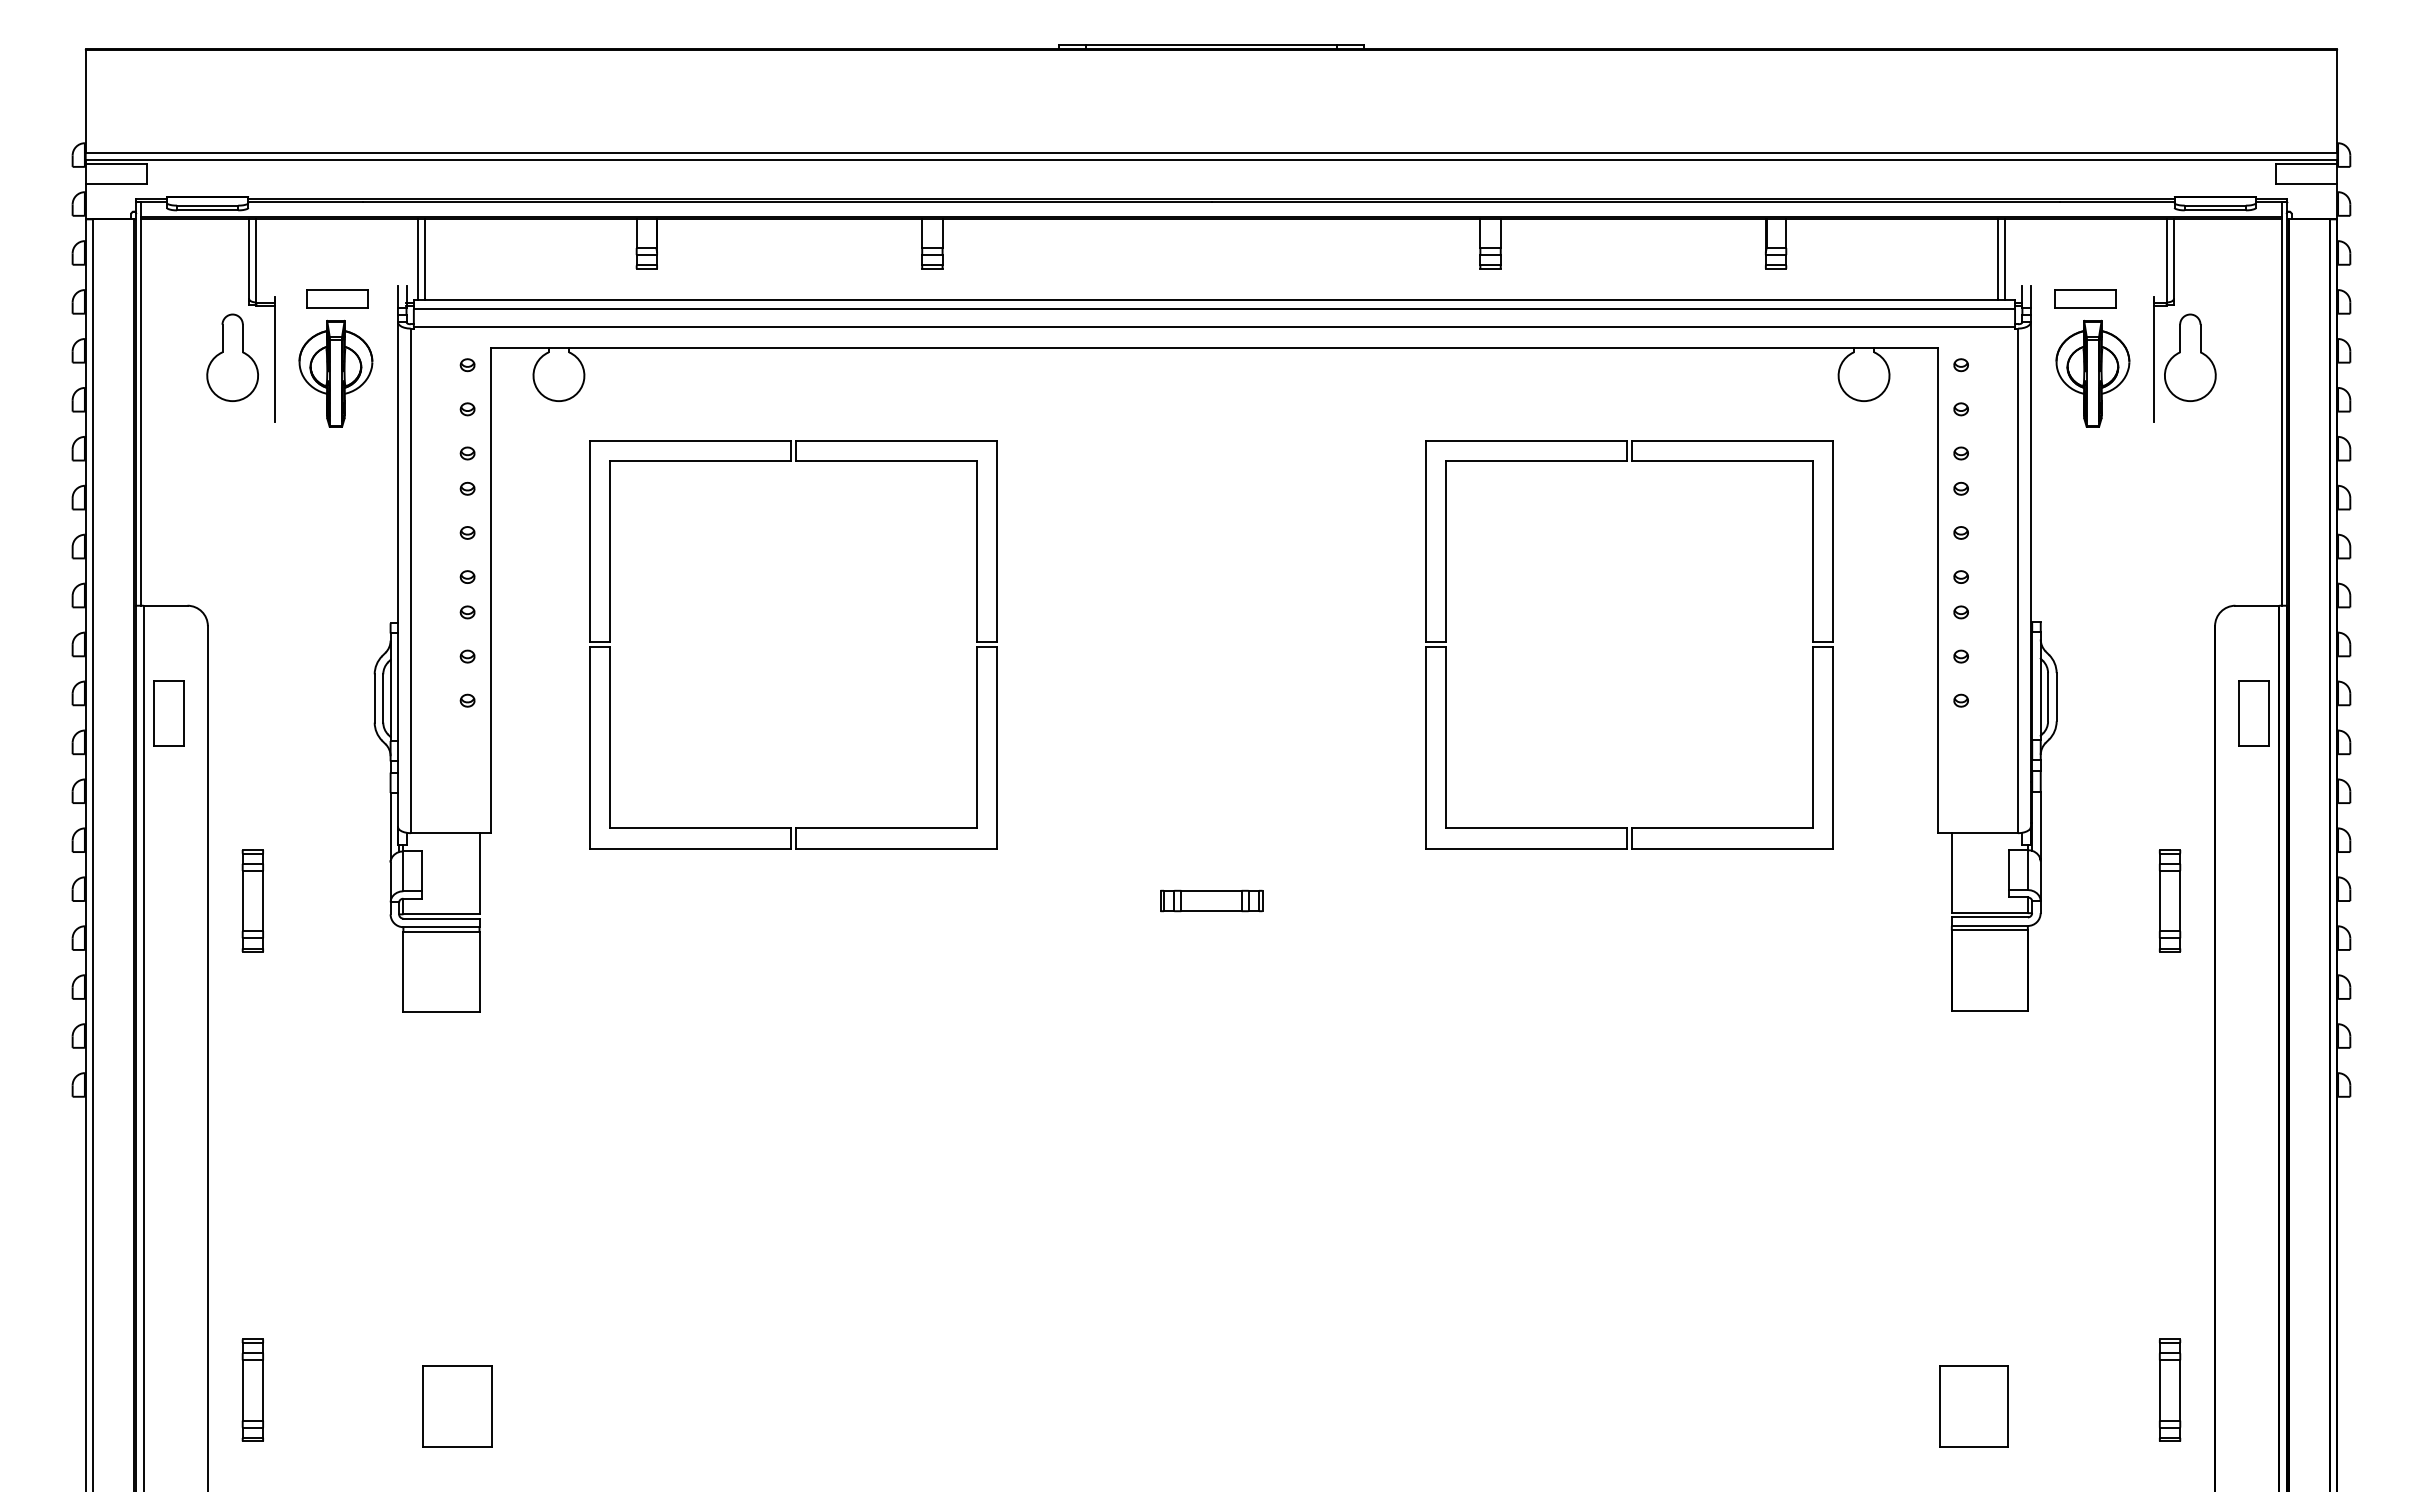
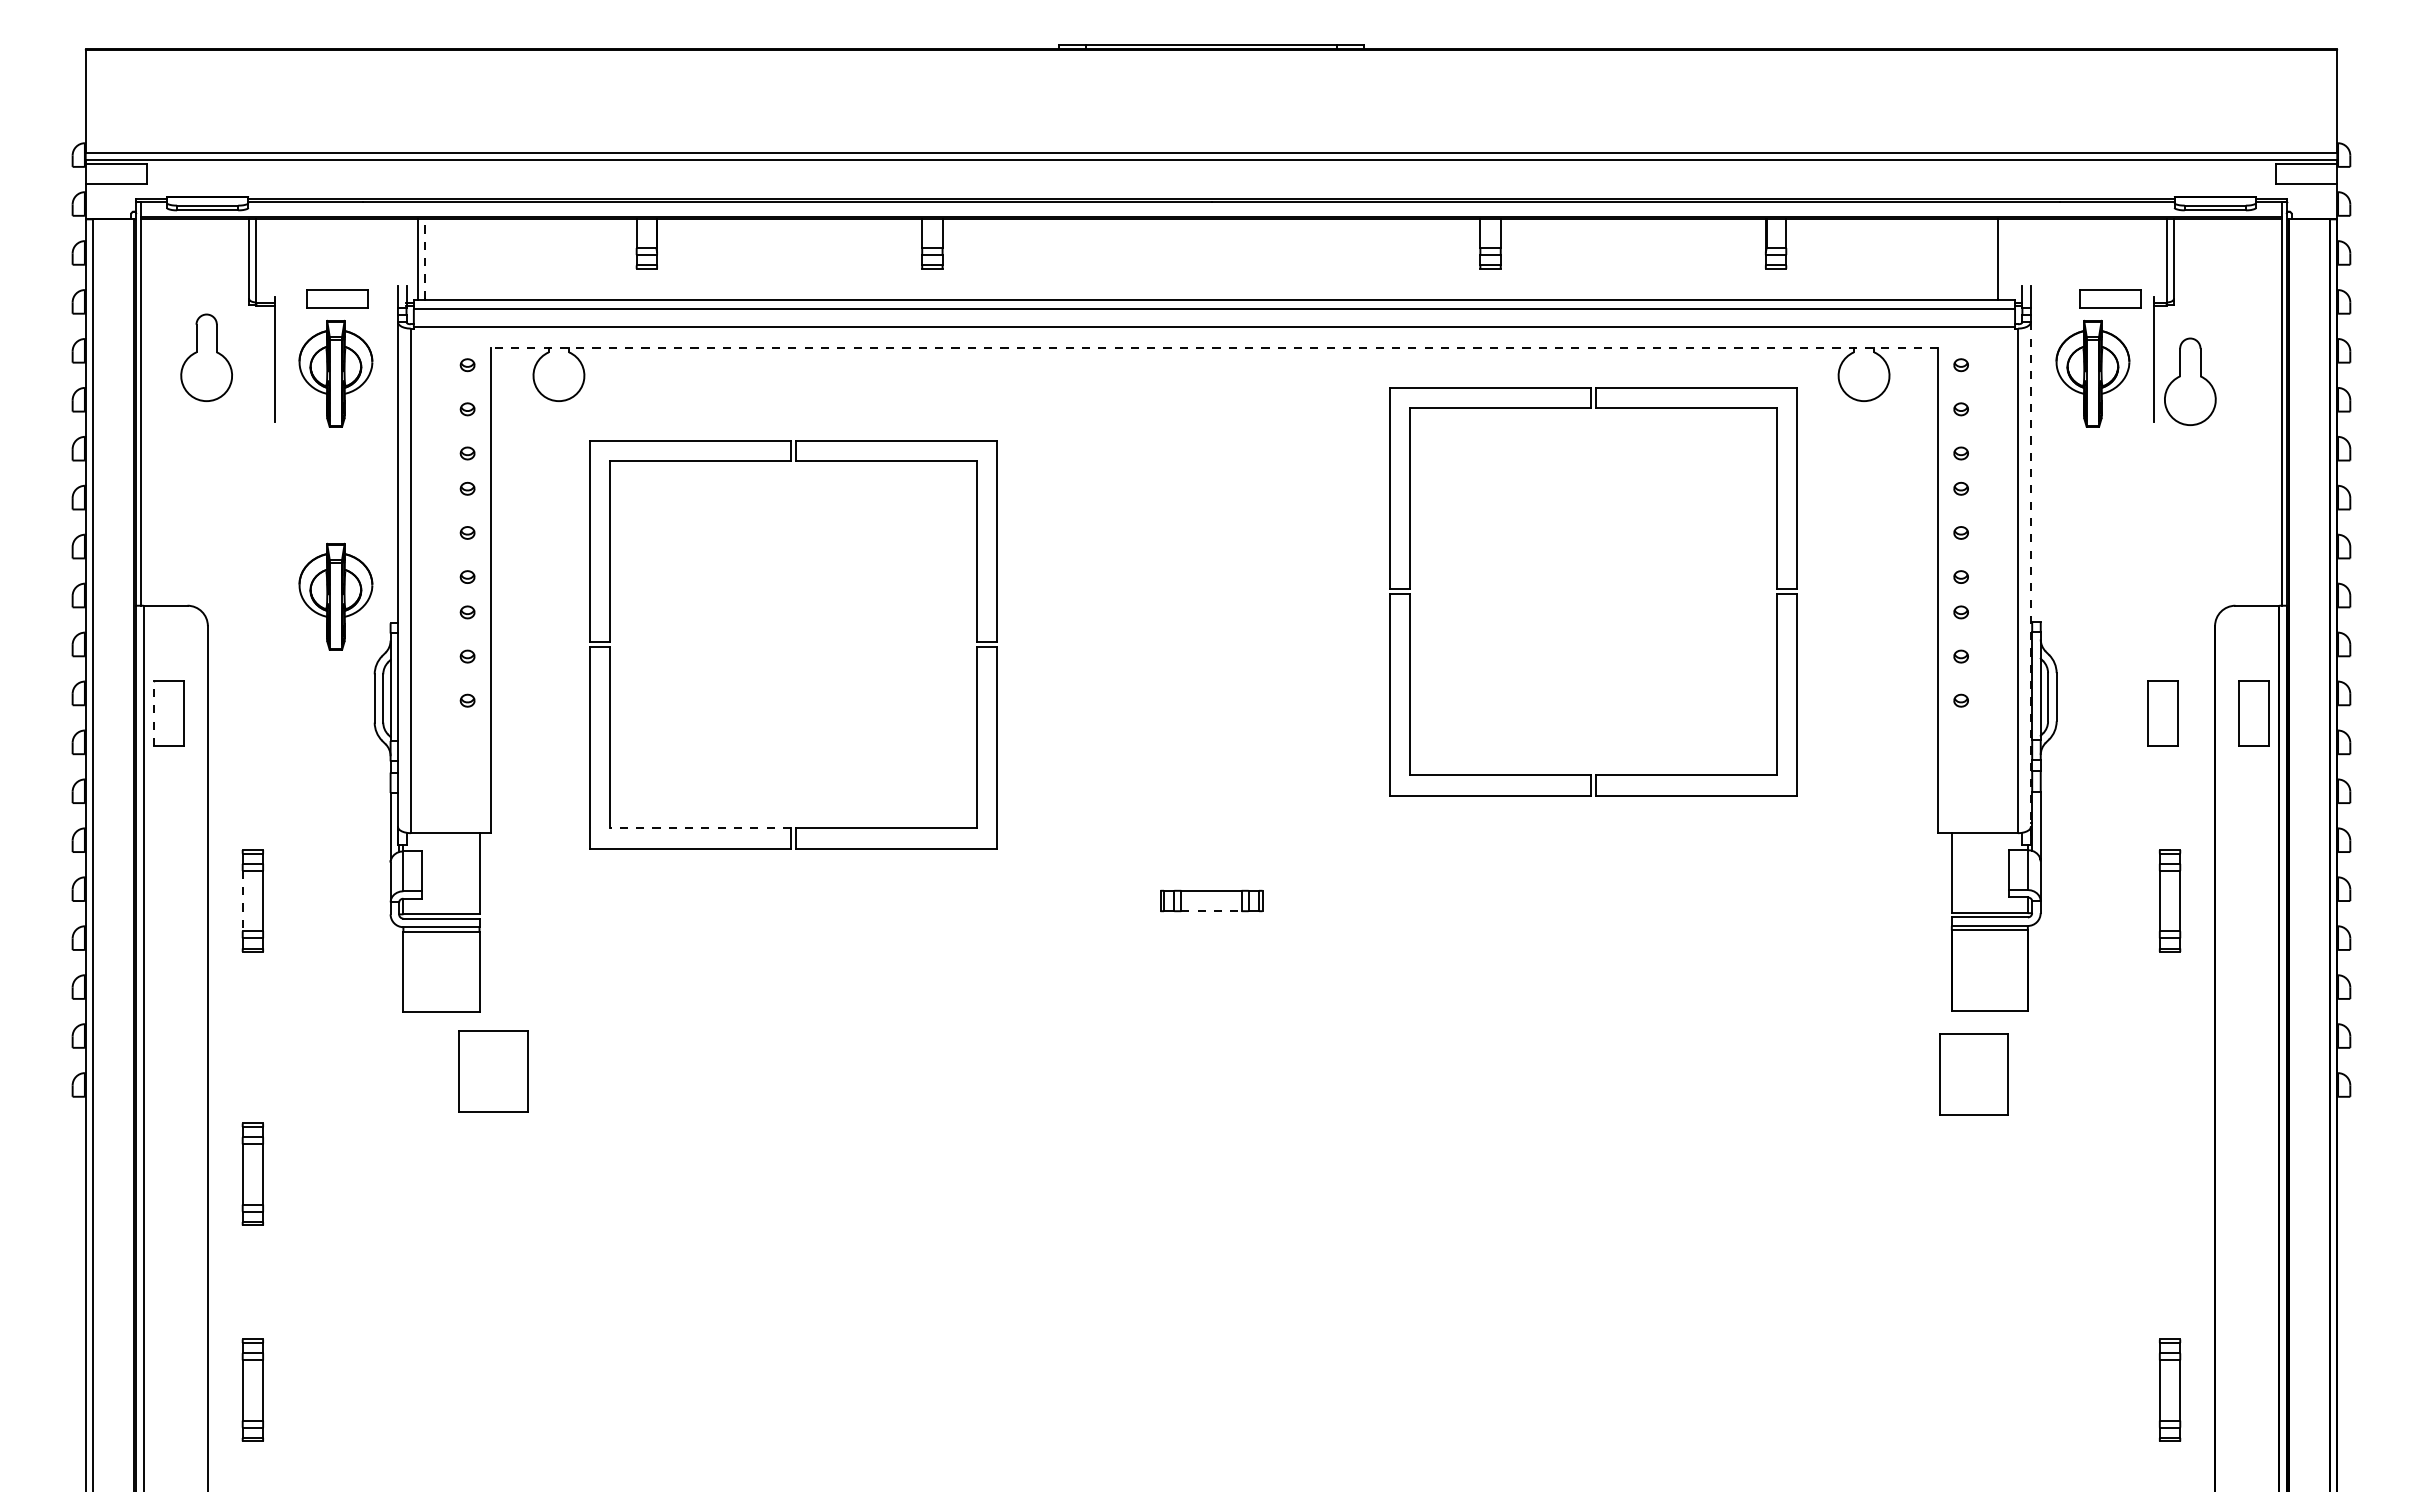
line: solid -> dashed (425, 258)
line: present -> none (2005, 259)
part position: (2085, 298) -> (2110, 298) (2110, 298)
line: solid -> dashed (1214, 347)
part position: (232, 357) -> (206, 357) (206, 357)
part position: (2190, 357) -> (2190, 381) (2190, 381)
part position: (1627, 461) -> (1591, 408) (1591, 408)
line: solid -> dashed (2030, 583)
part: none -> present (335, 596)
line: solid -> dashed (153, 713)
part: none -> present (2162, 713)
line: solid -> dashed (700, 828)
line: solid -> dashed (242, 901)
line: solid -> dashed (1211, 911)
part: none -> present (252, 1173)
part position: (457, 1406) -> (493, 1071) (493, 1071)
part position: (1973, 1406) -> (1973, 1074) (1973, 1074)
